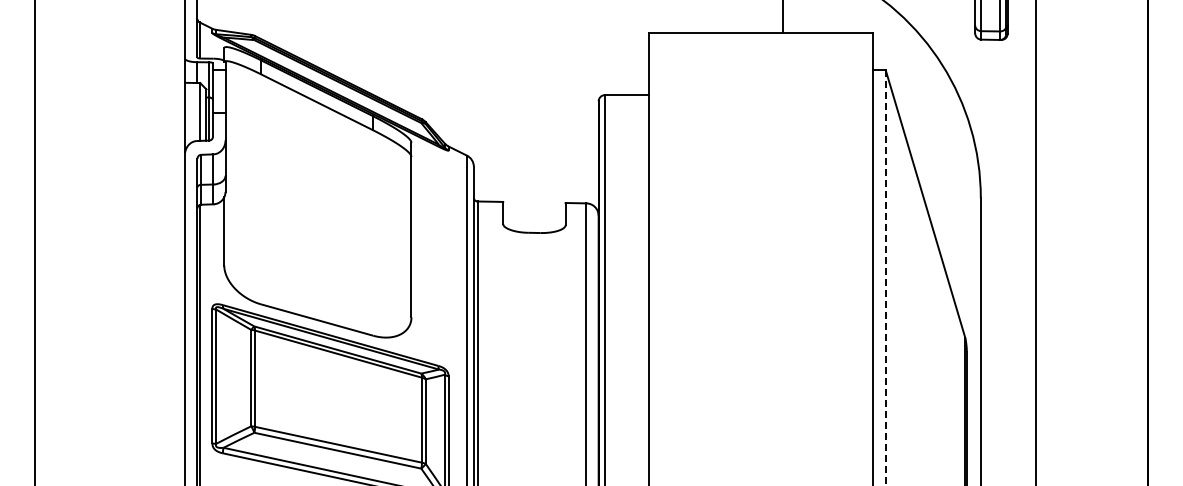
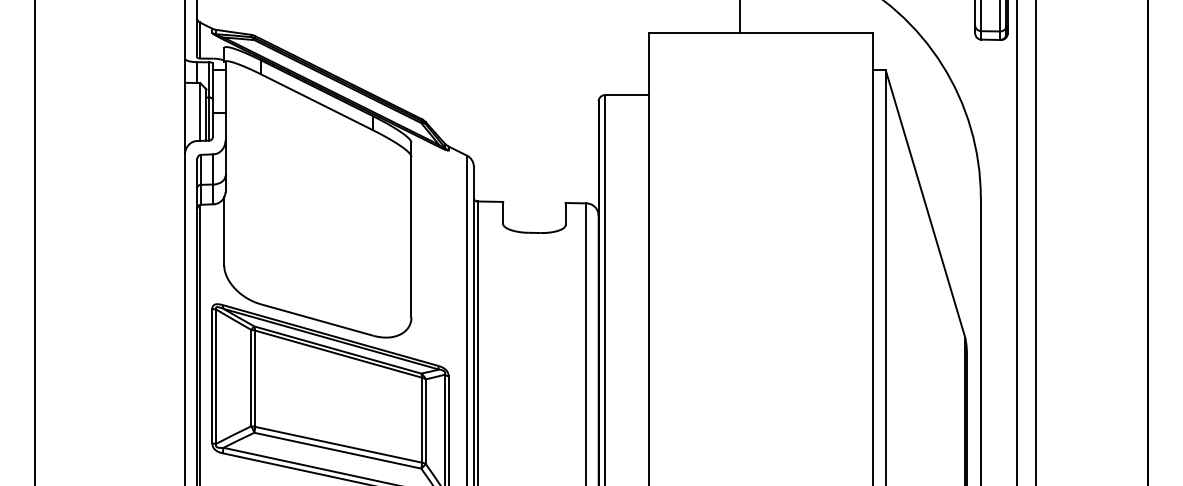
line position: (782, 17) -> (739, 17) (739, 17)
line: none -> present (1016, 242)
line: dashed -> solid (885, 278)
